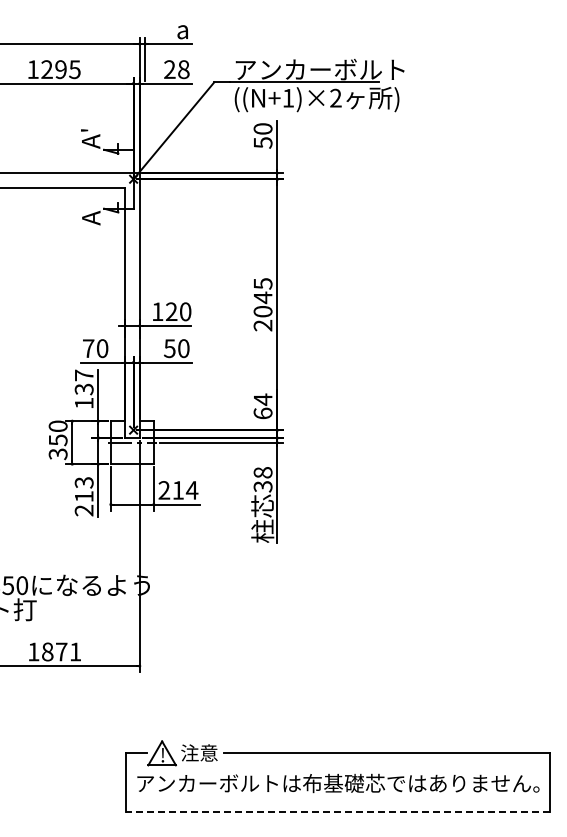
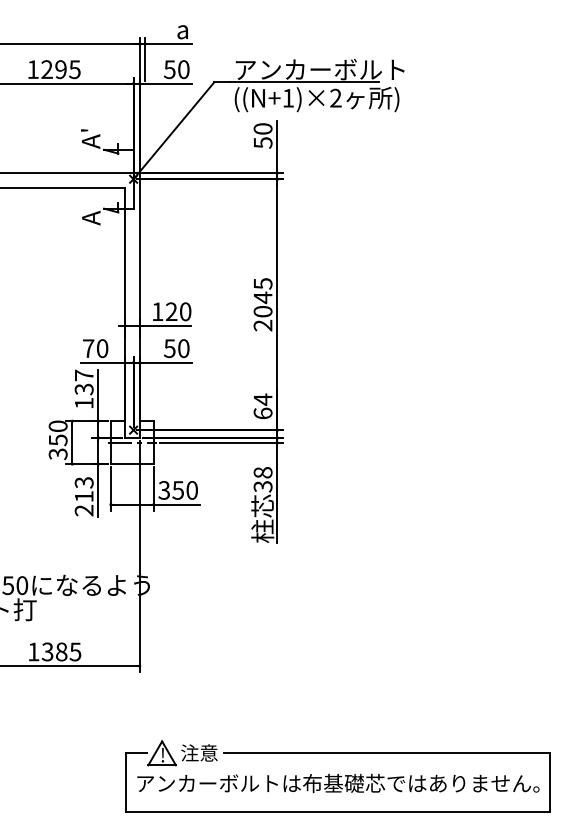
text: 28 -> 50 (176, 69)
text: 214 -> 350 (178, 490)
text: 1871 -> 1385 (61, 651)
line: dashed -> solid (338, 811)
